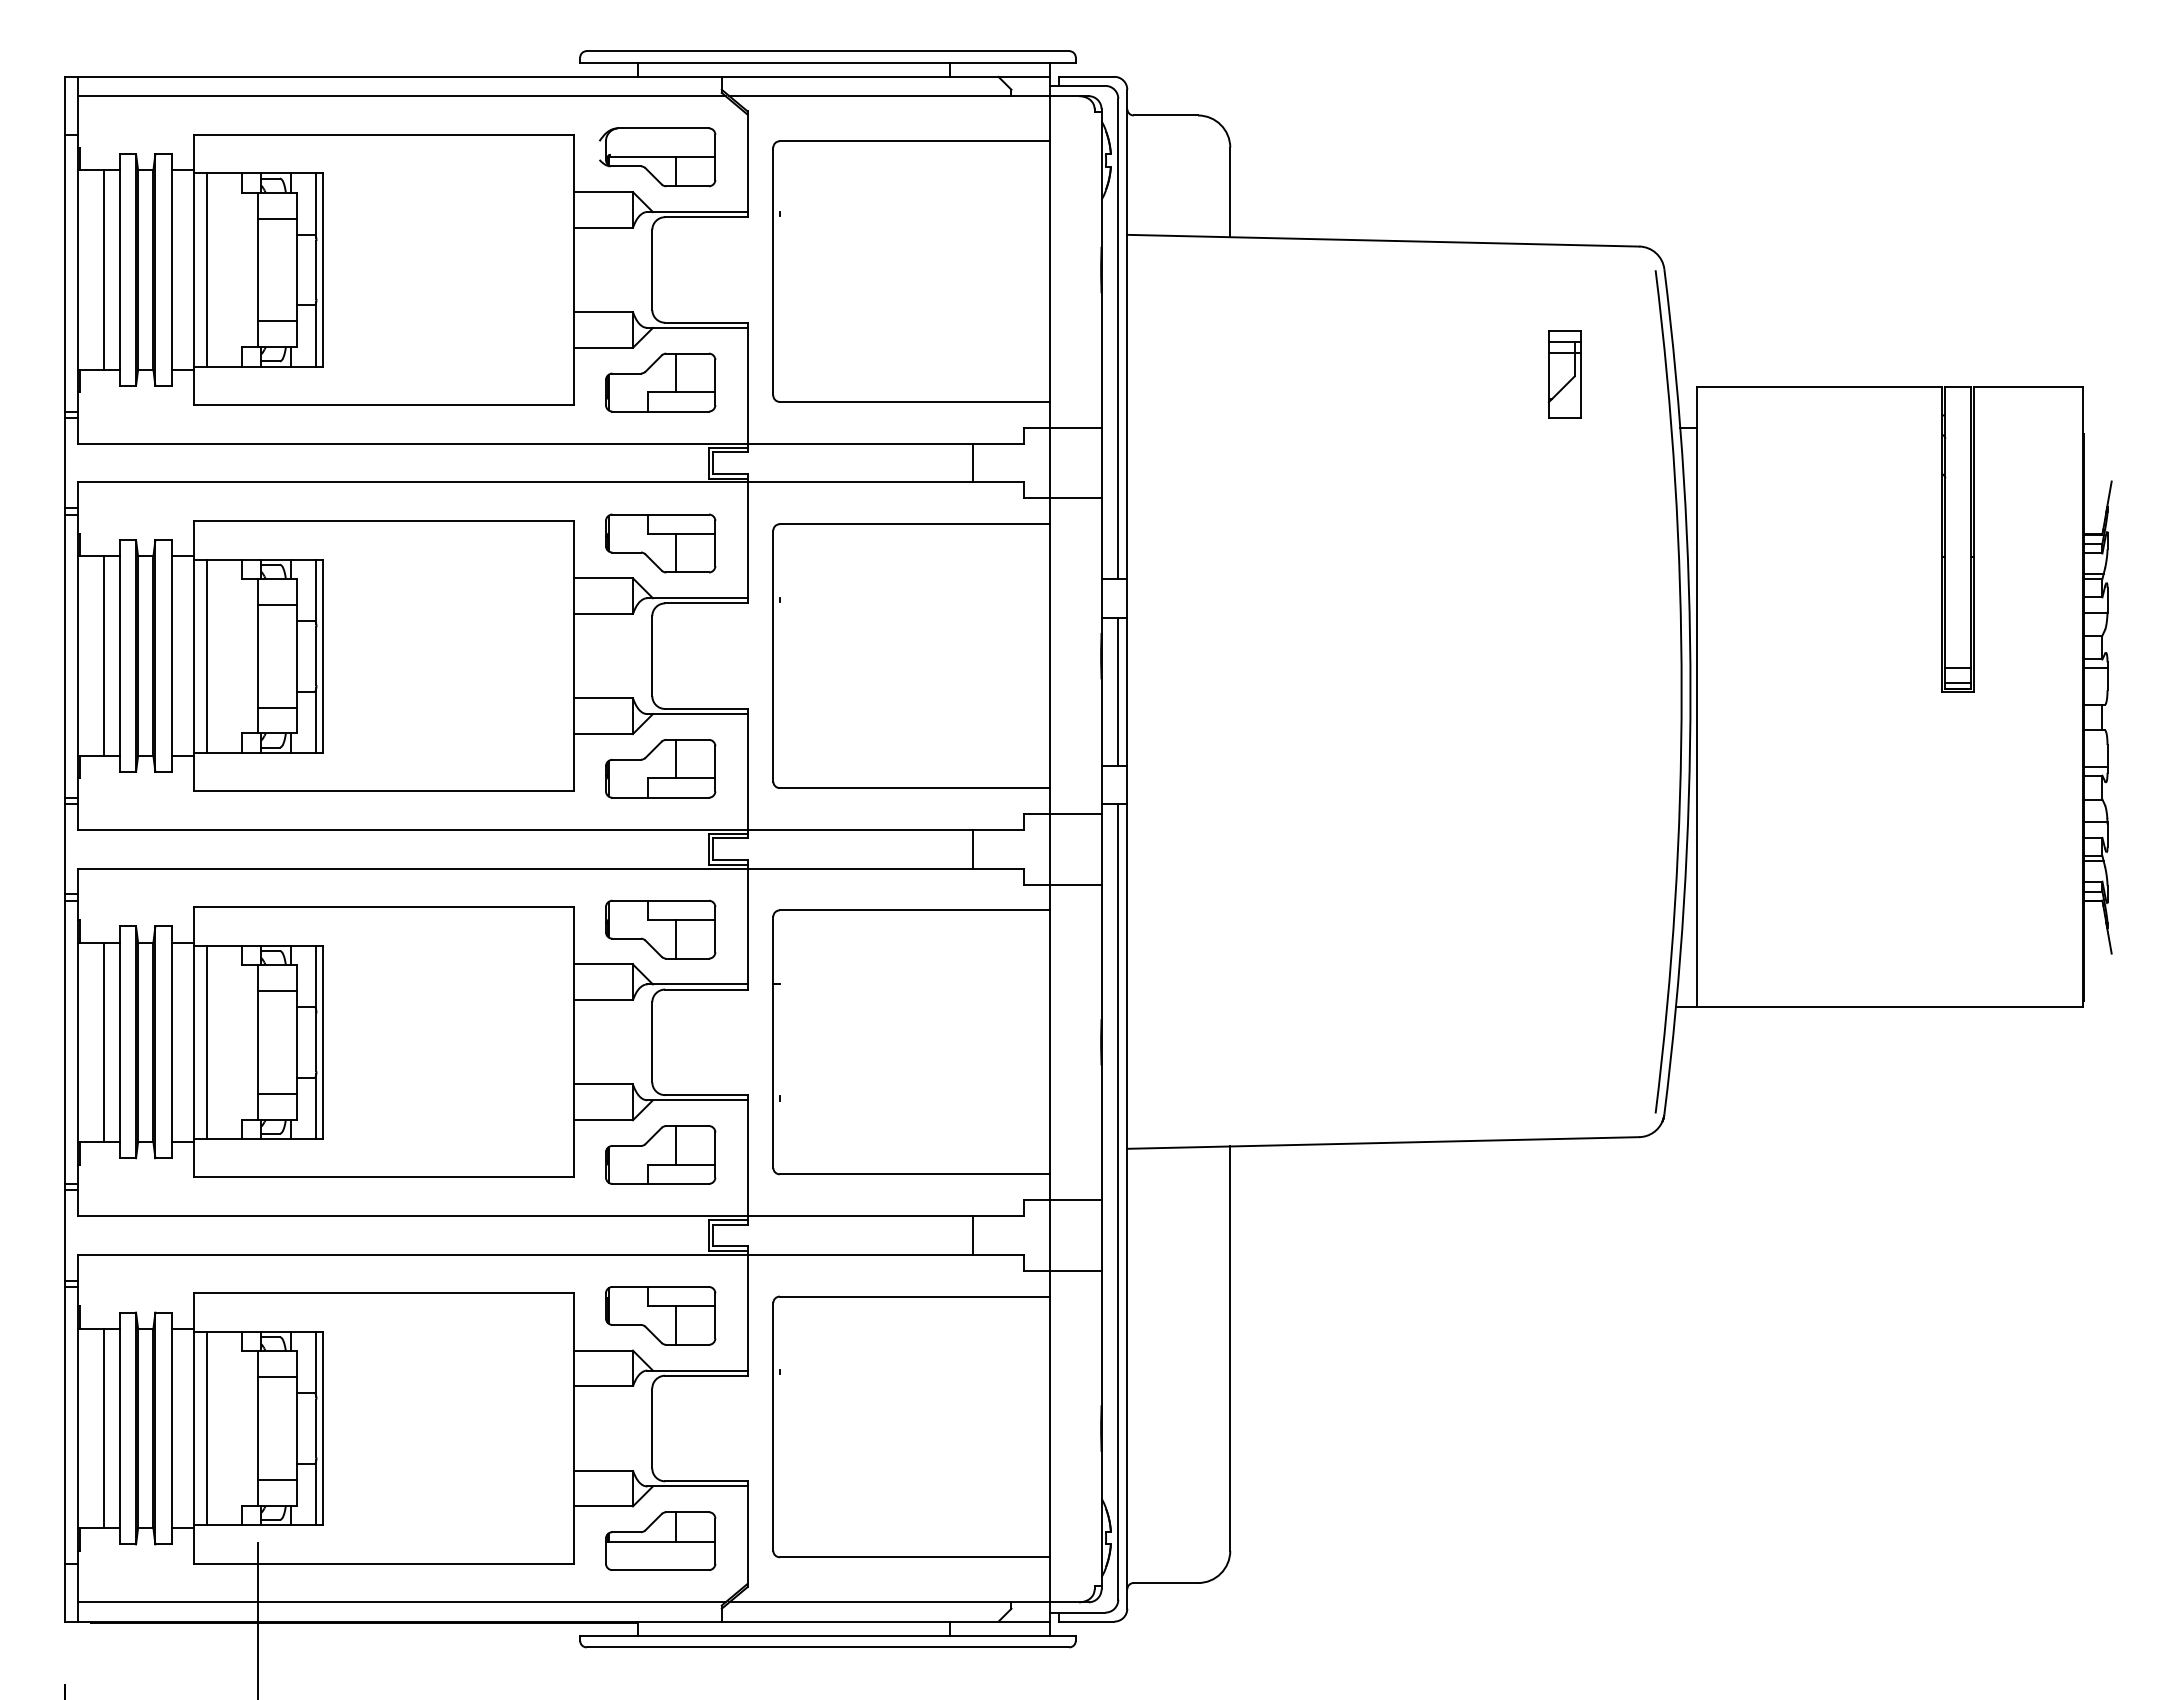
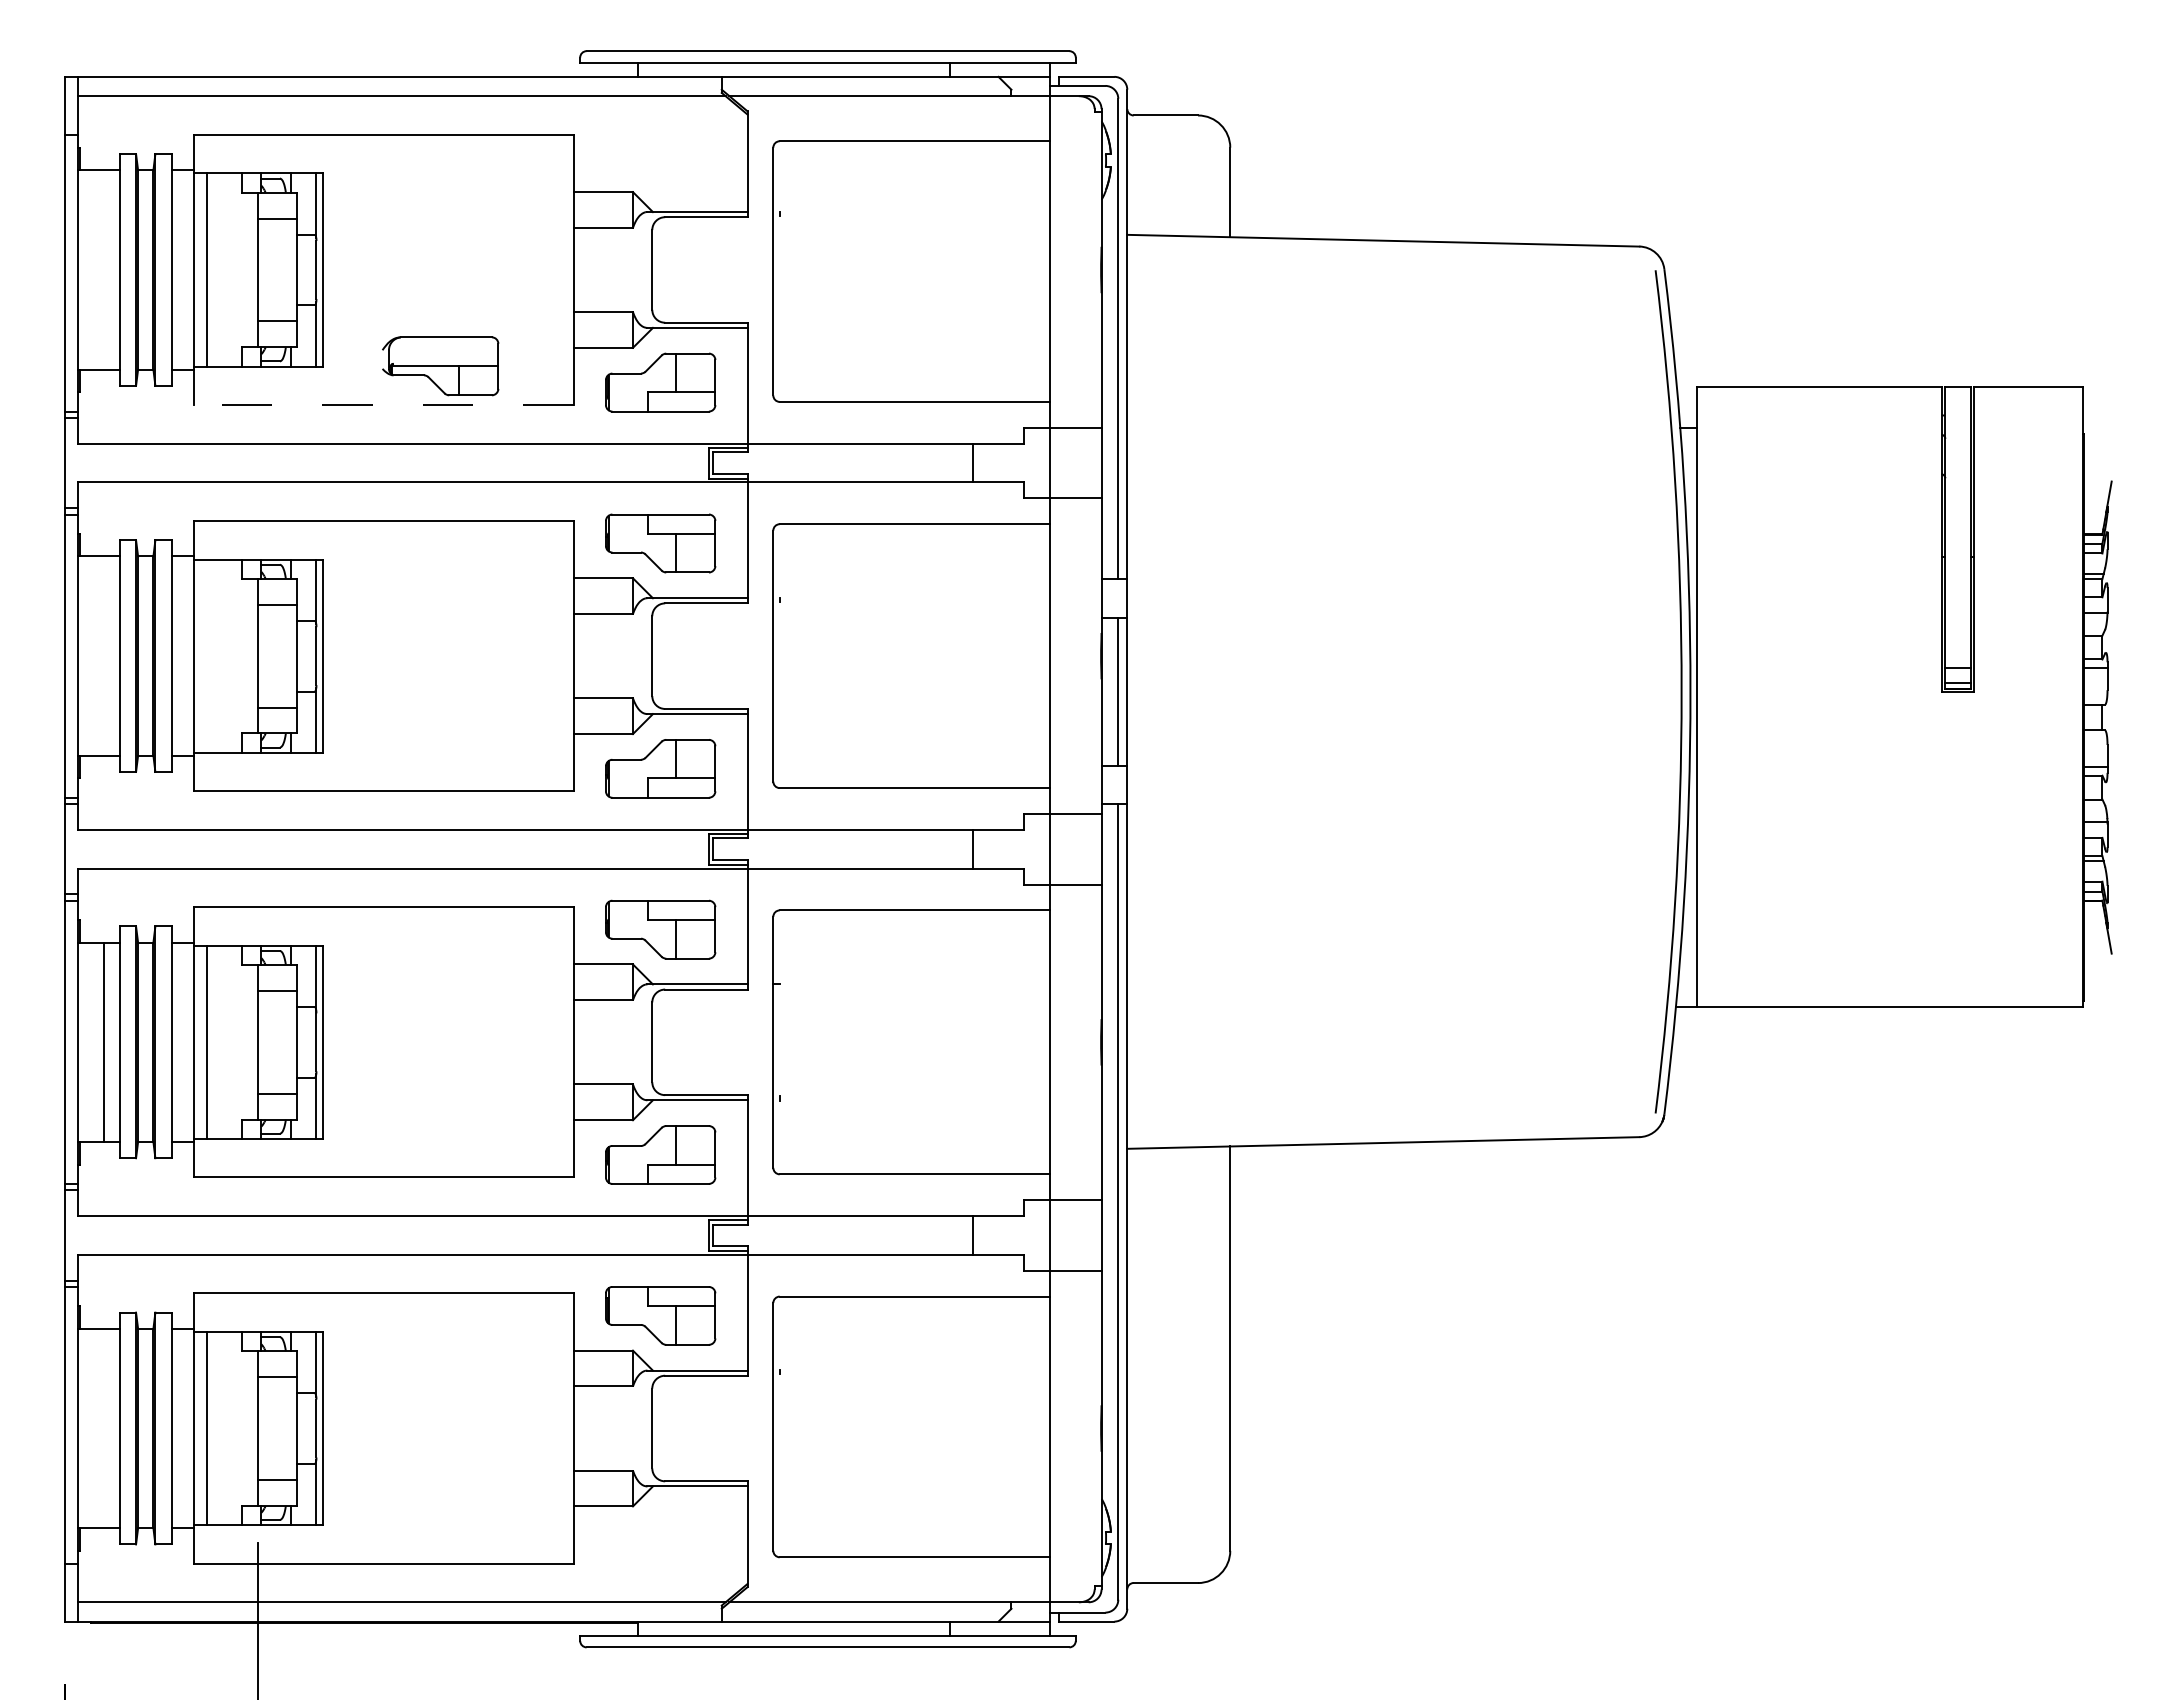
part position: (657, 157) -> (440, 366) (440, 366)
line: present -> none (103, 269)
part: present -> none (1564, 374)
line: solid -> dashed (383, 405)
line: present -> none (103, 655)
line: present -> none (206, 655)
line: present -> none (103, 1428)
part: present -> none (660, 1540)
